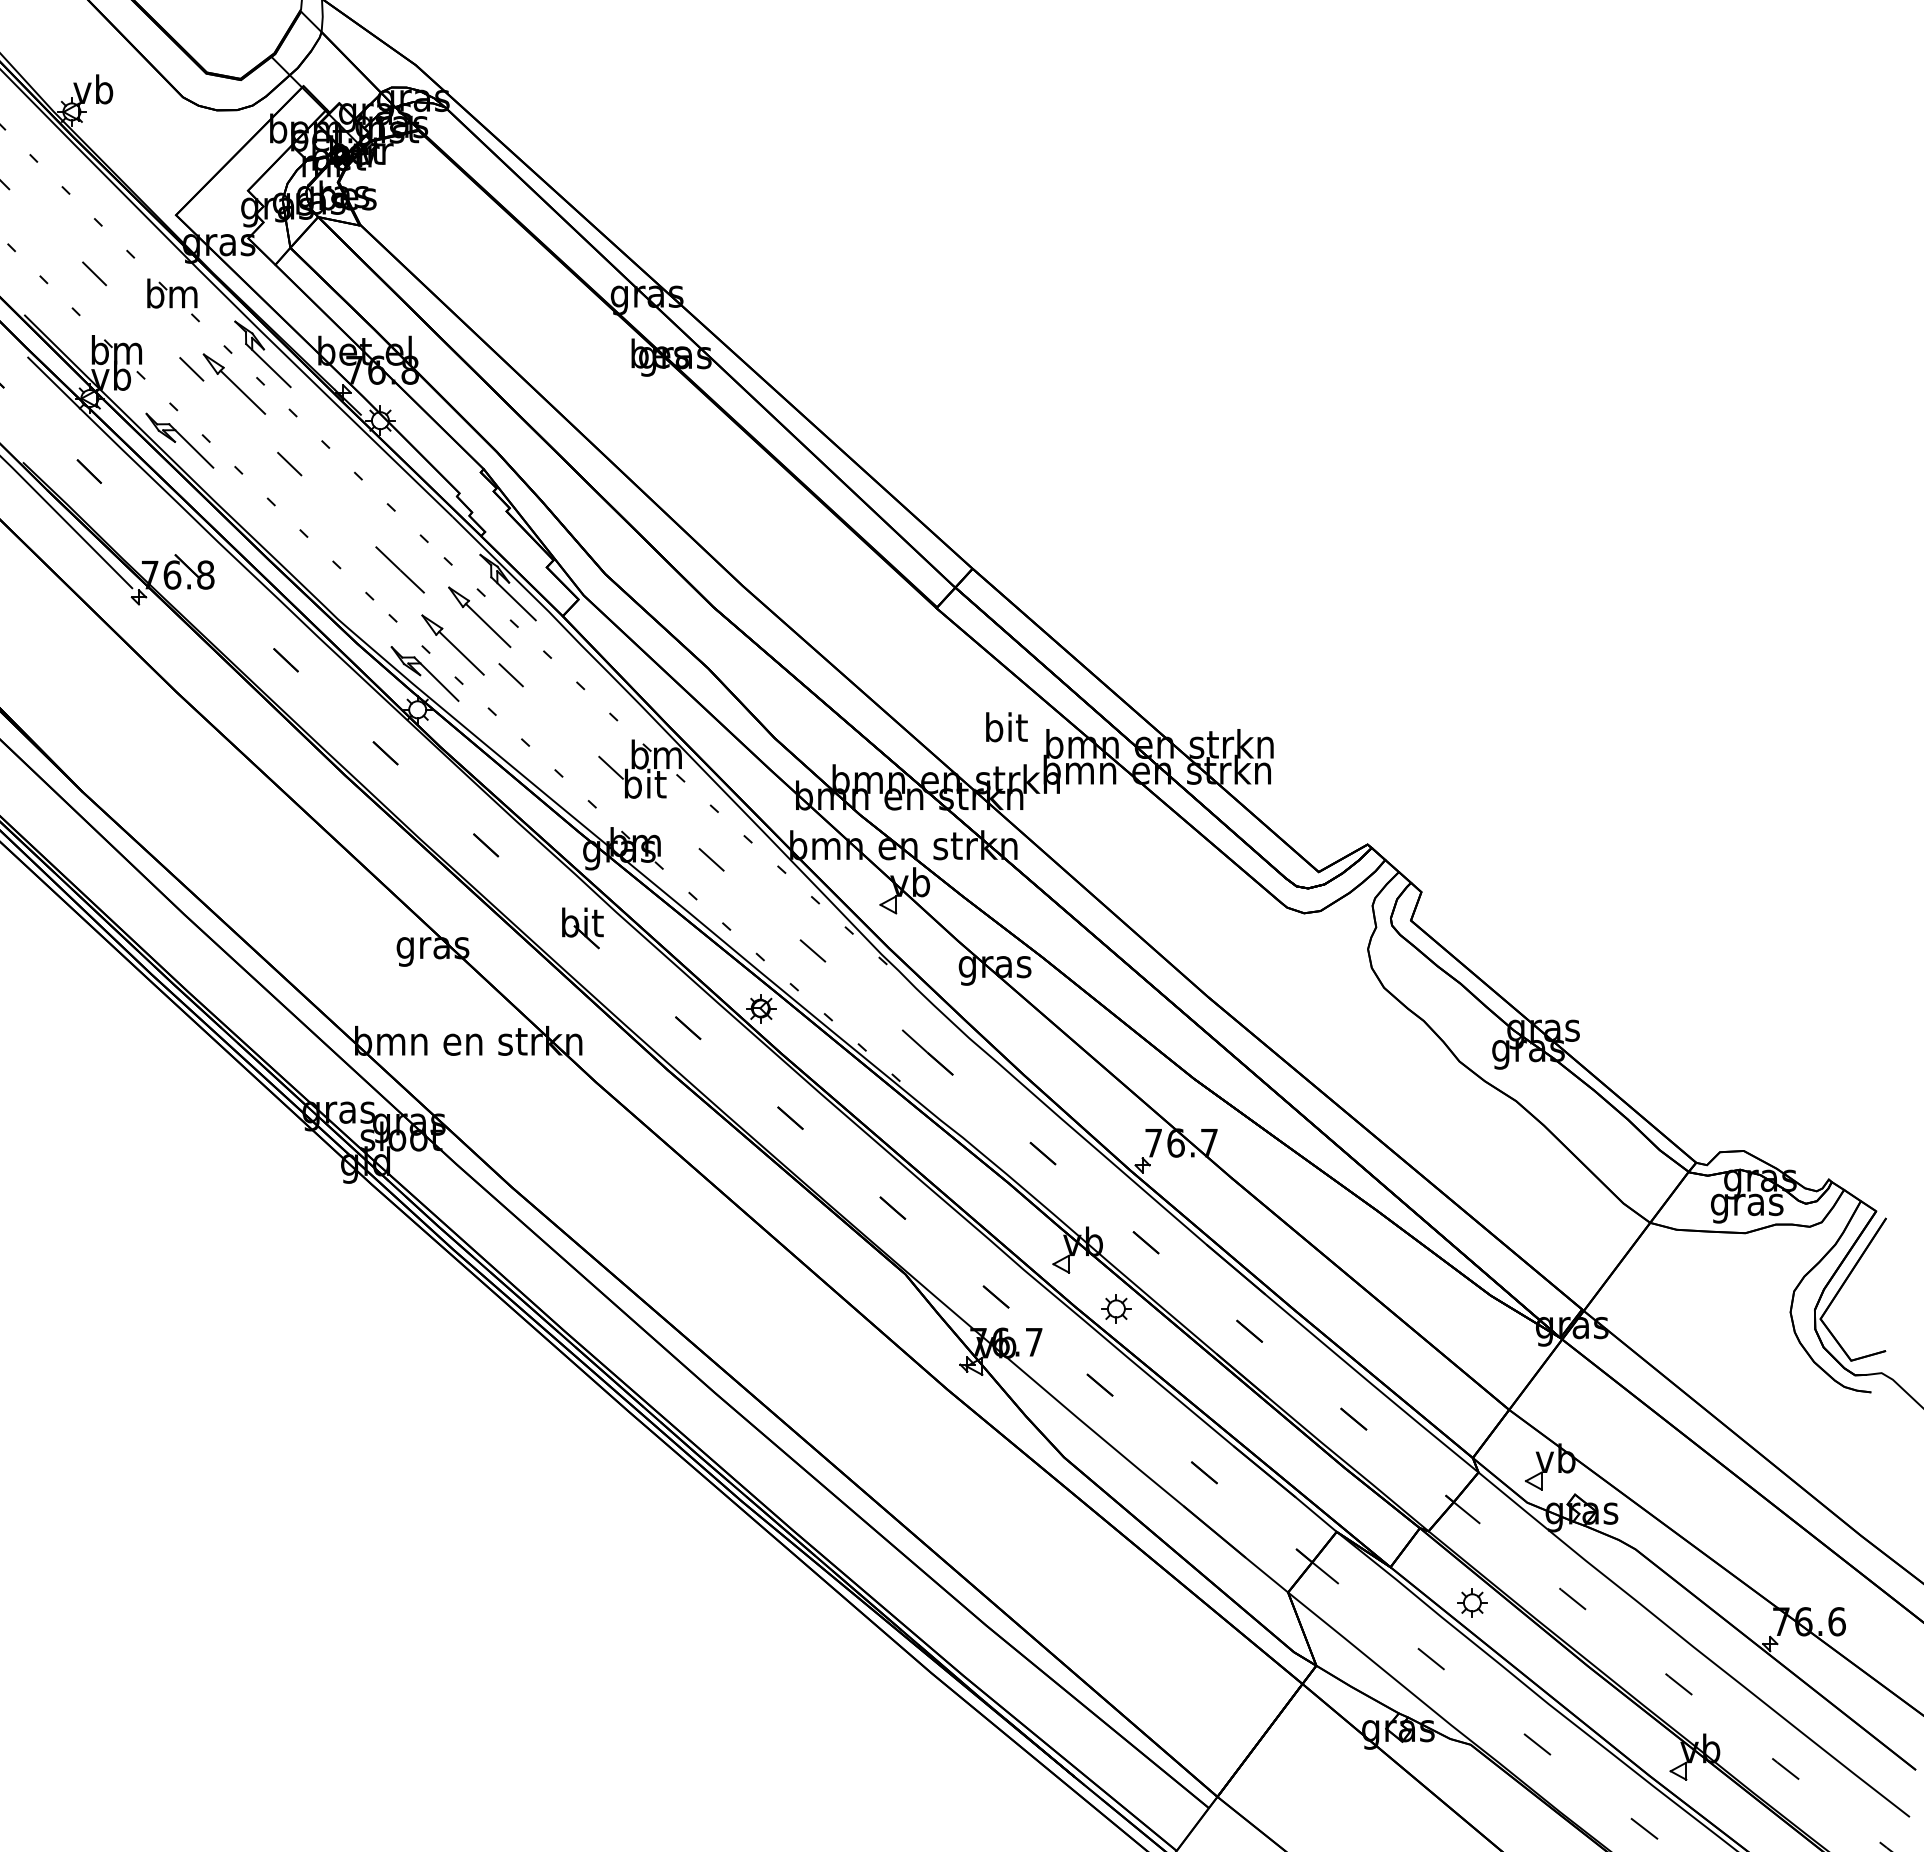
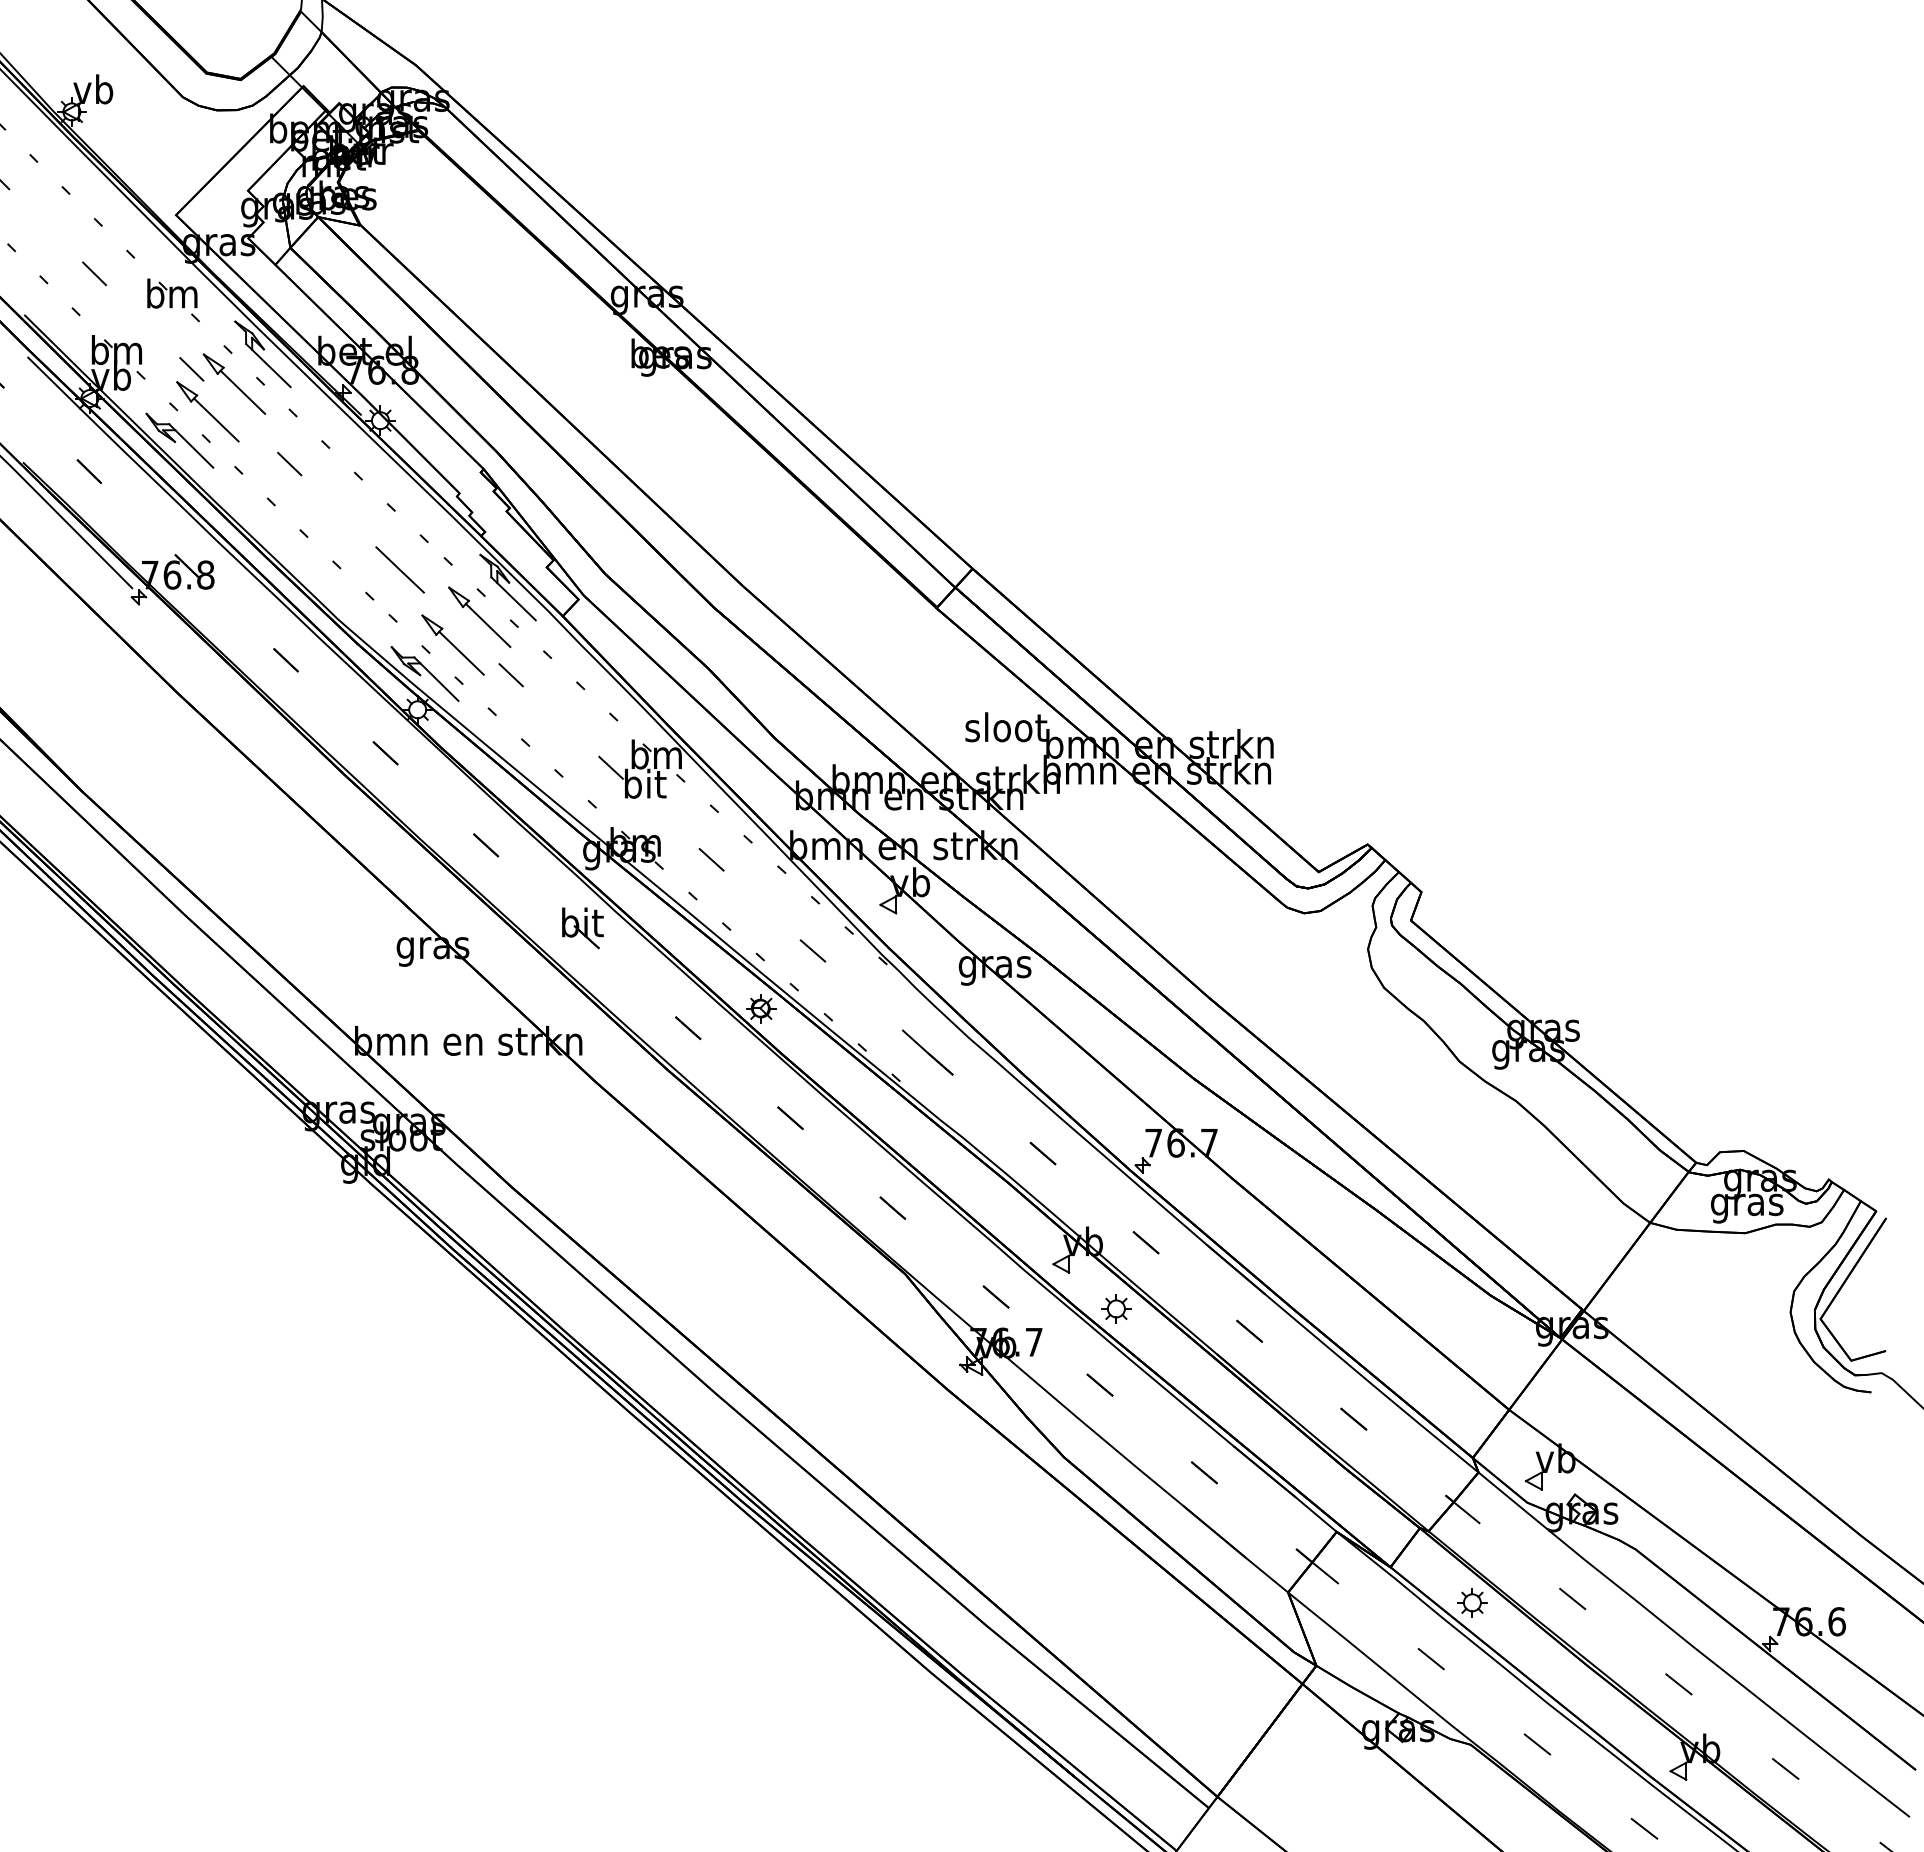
part: none -> present (207, 411)
text: bit -> sloot (1006, 727)
